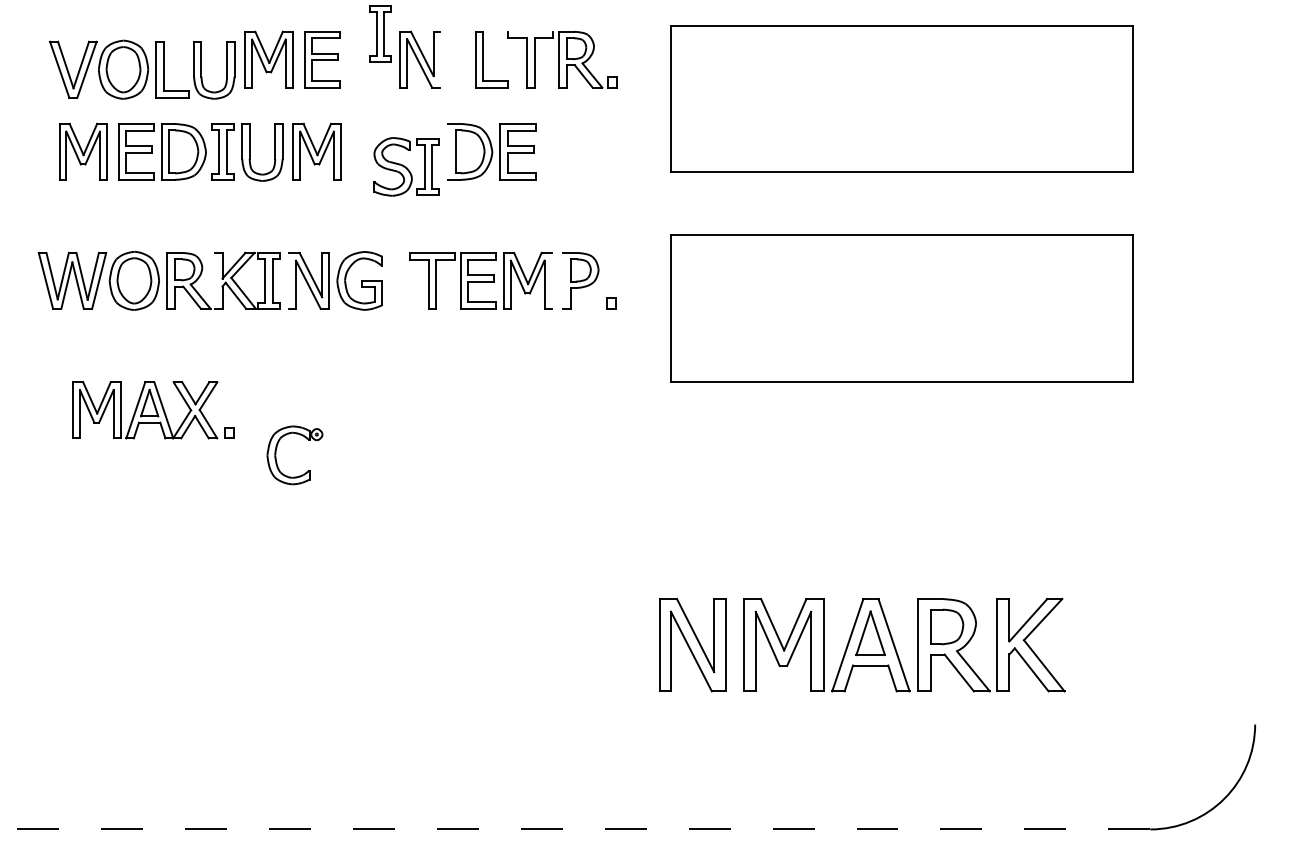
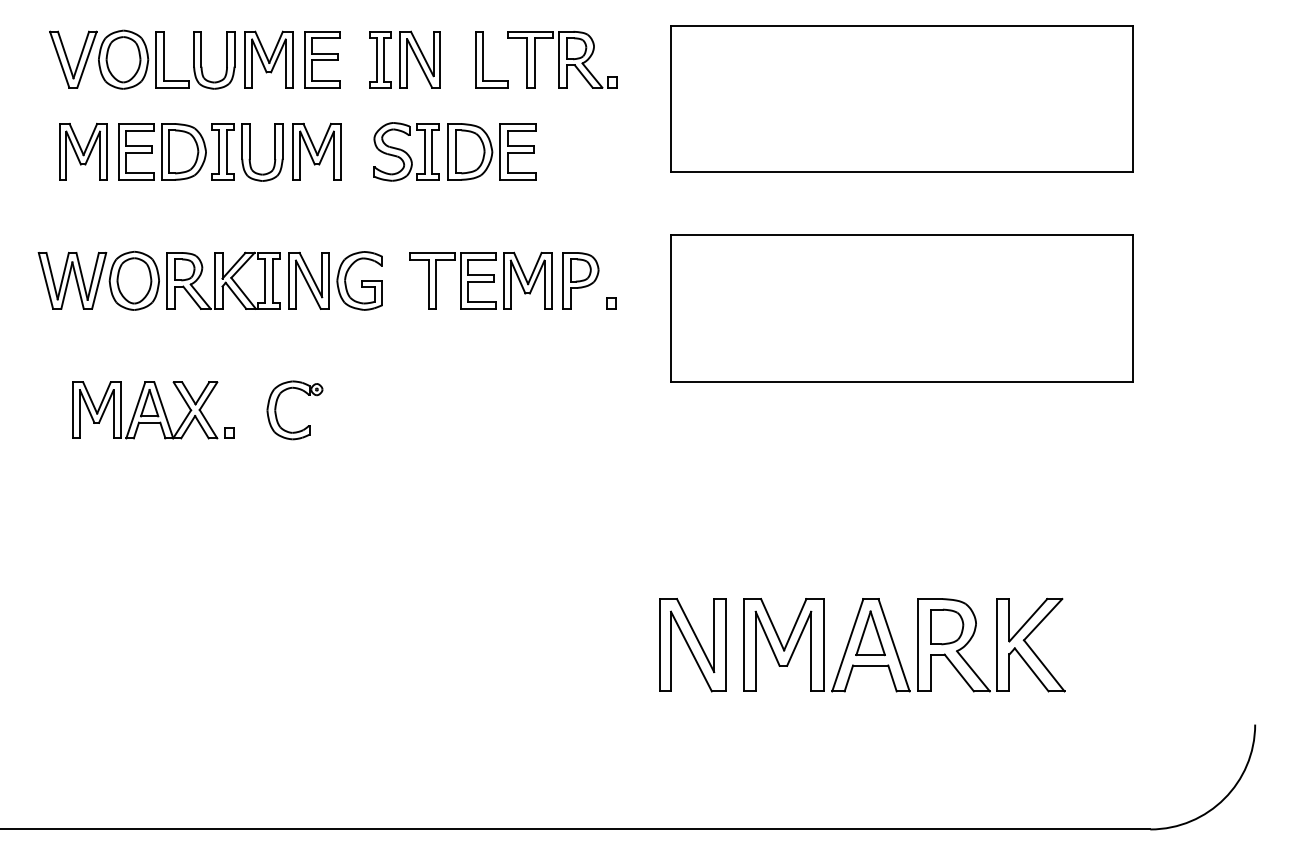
line: none -> present (530, 31)
part position: (380, 33) -> (380, 59) (380, 59)
line: none -> present (440, 59)
part position: (142, 69) -> (142, 59) (142, 59)
line: none -> present (448, 151)
part position: (406, 166) -> (406, 151) (406, 151)
line: none -> present (215, 280)
line: none -> present (289, 280)
line: none -> present (551, 280)
line: none -> present (563, 280)
part position: (276, 455) -> (276, 410) (276, 410)
line: dashed -> solid (575, 829)
